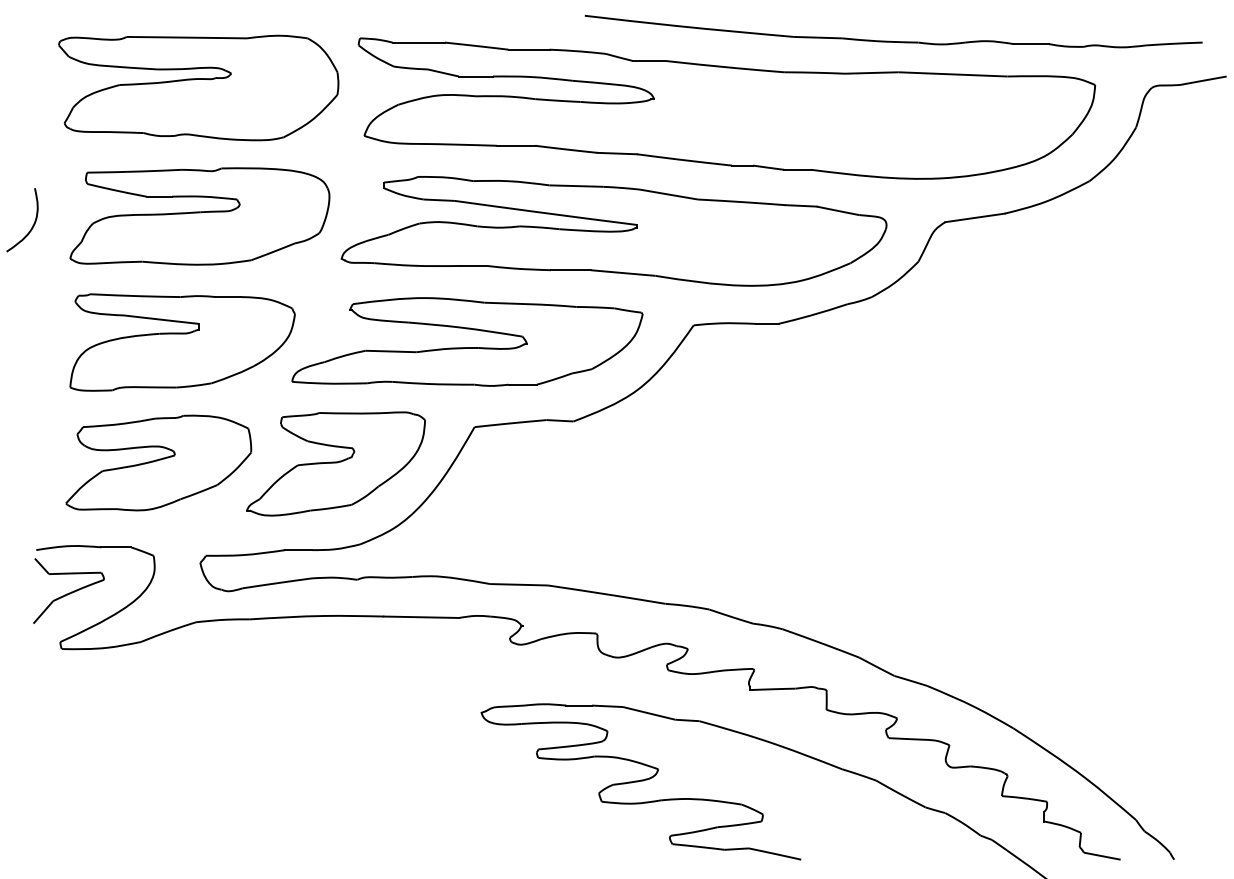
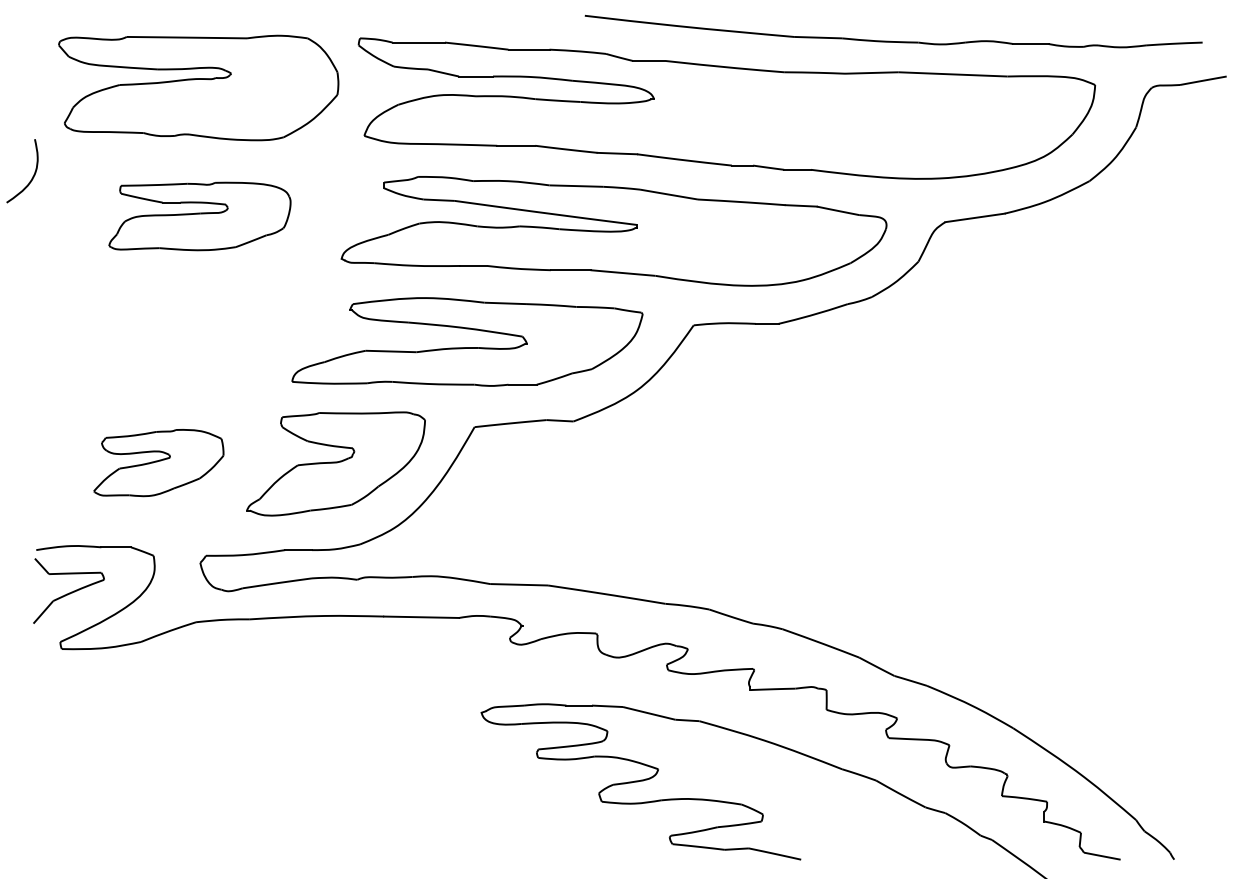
part size: 262x99 px -> 184x71 px (199, 216)
curve position: (32, 225) -> (32, 176) (32, 176)
part: present -> none (182, 342)
part size: 188x98 px -> 132x69 px (158, 463)
